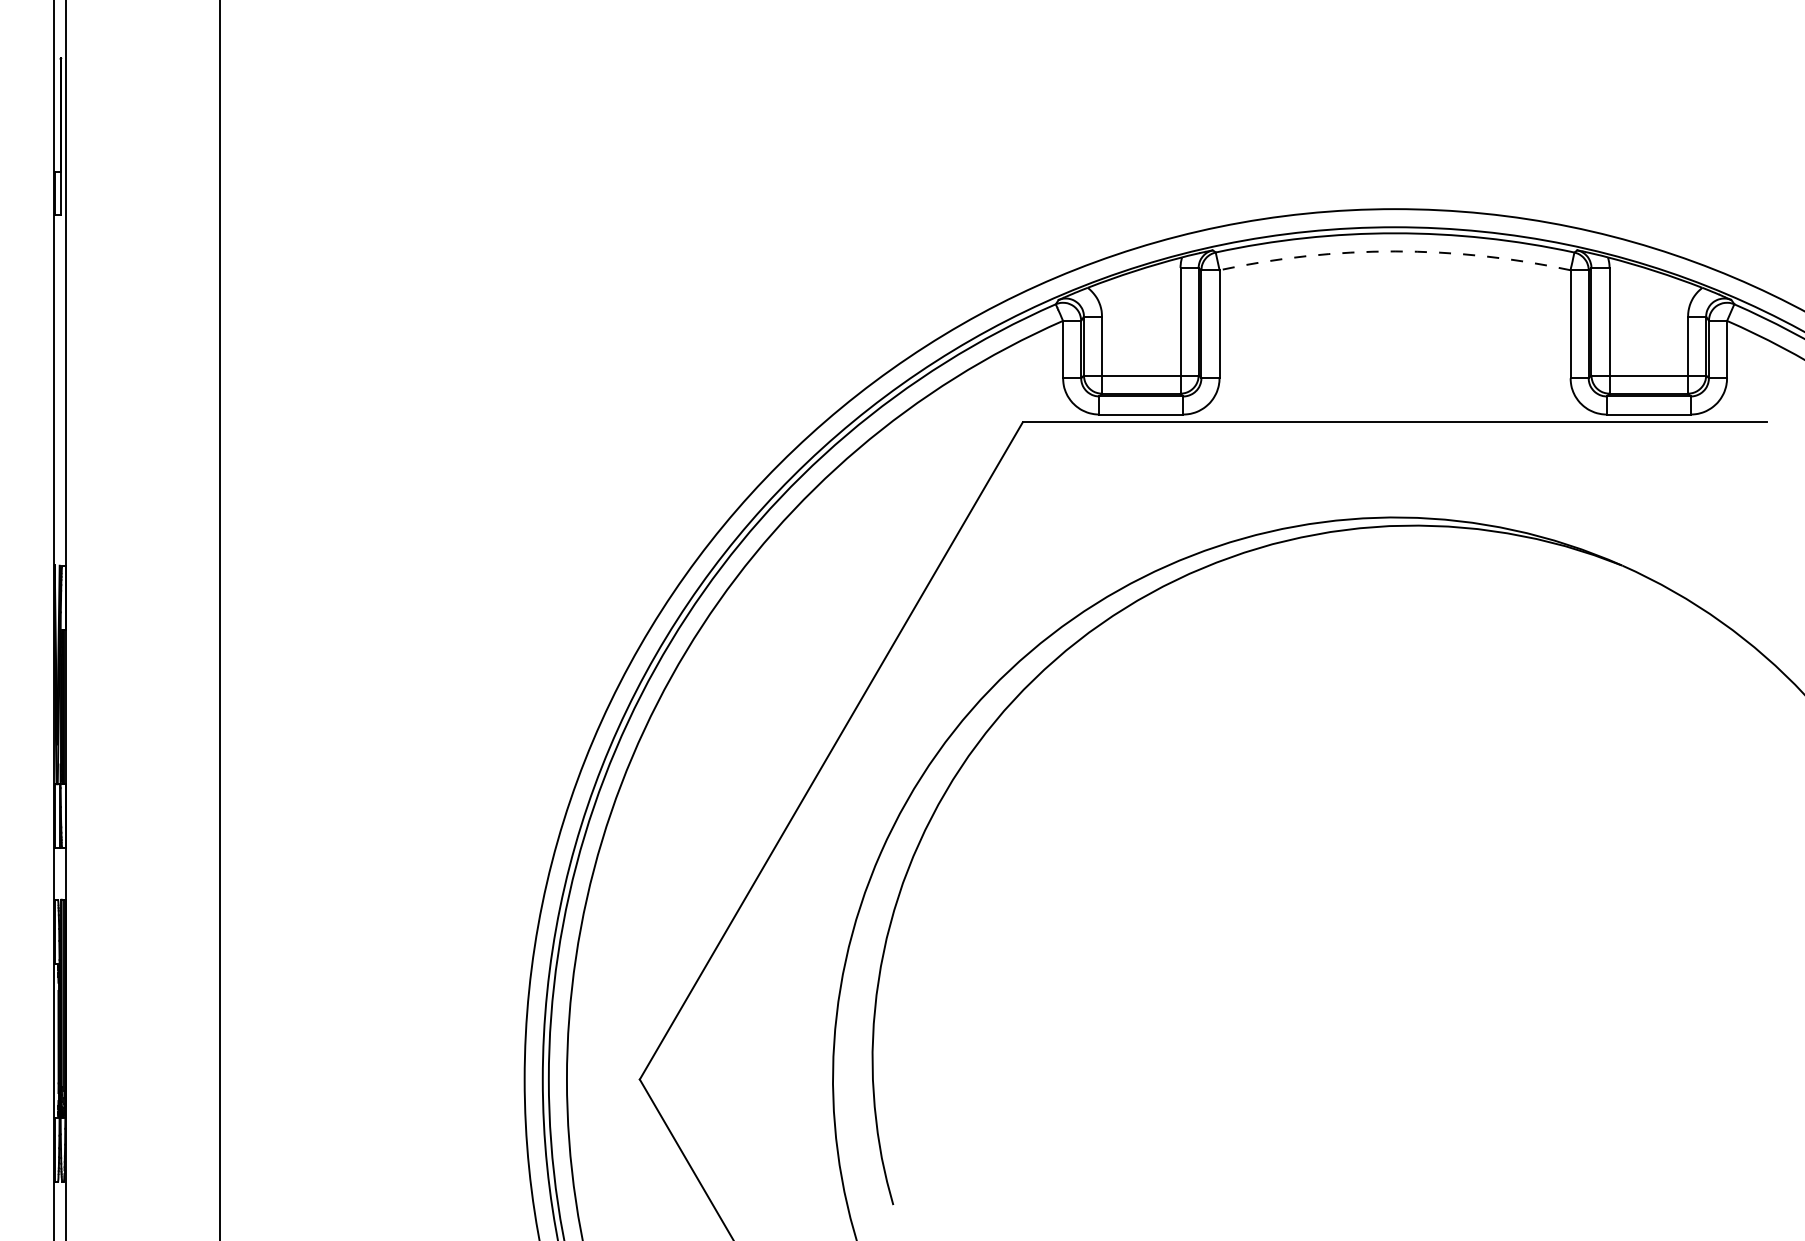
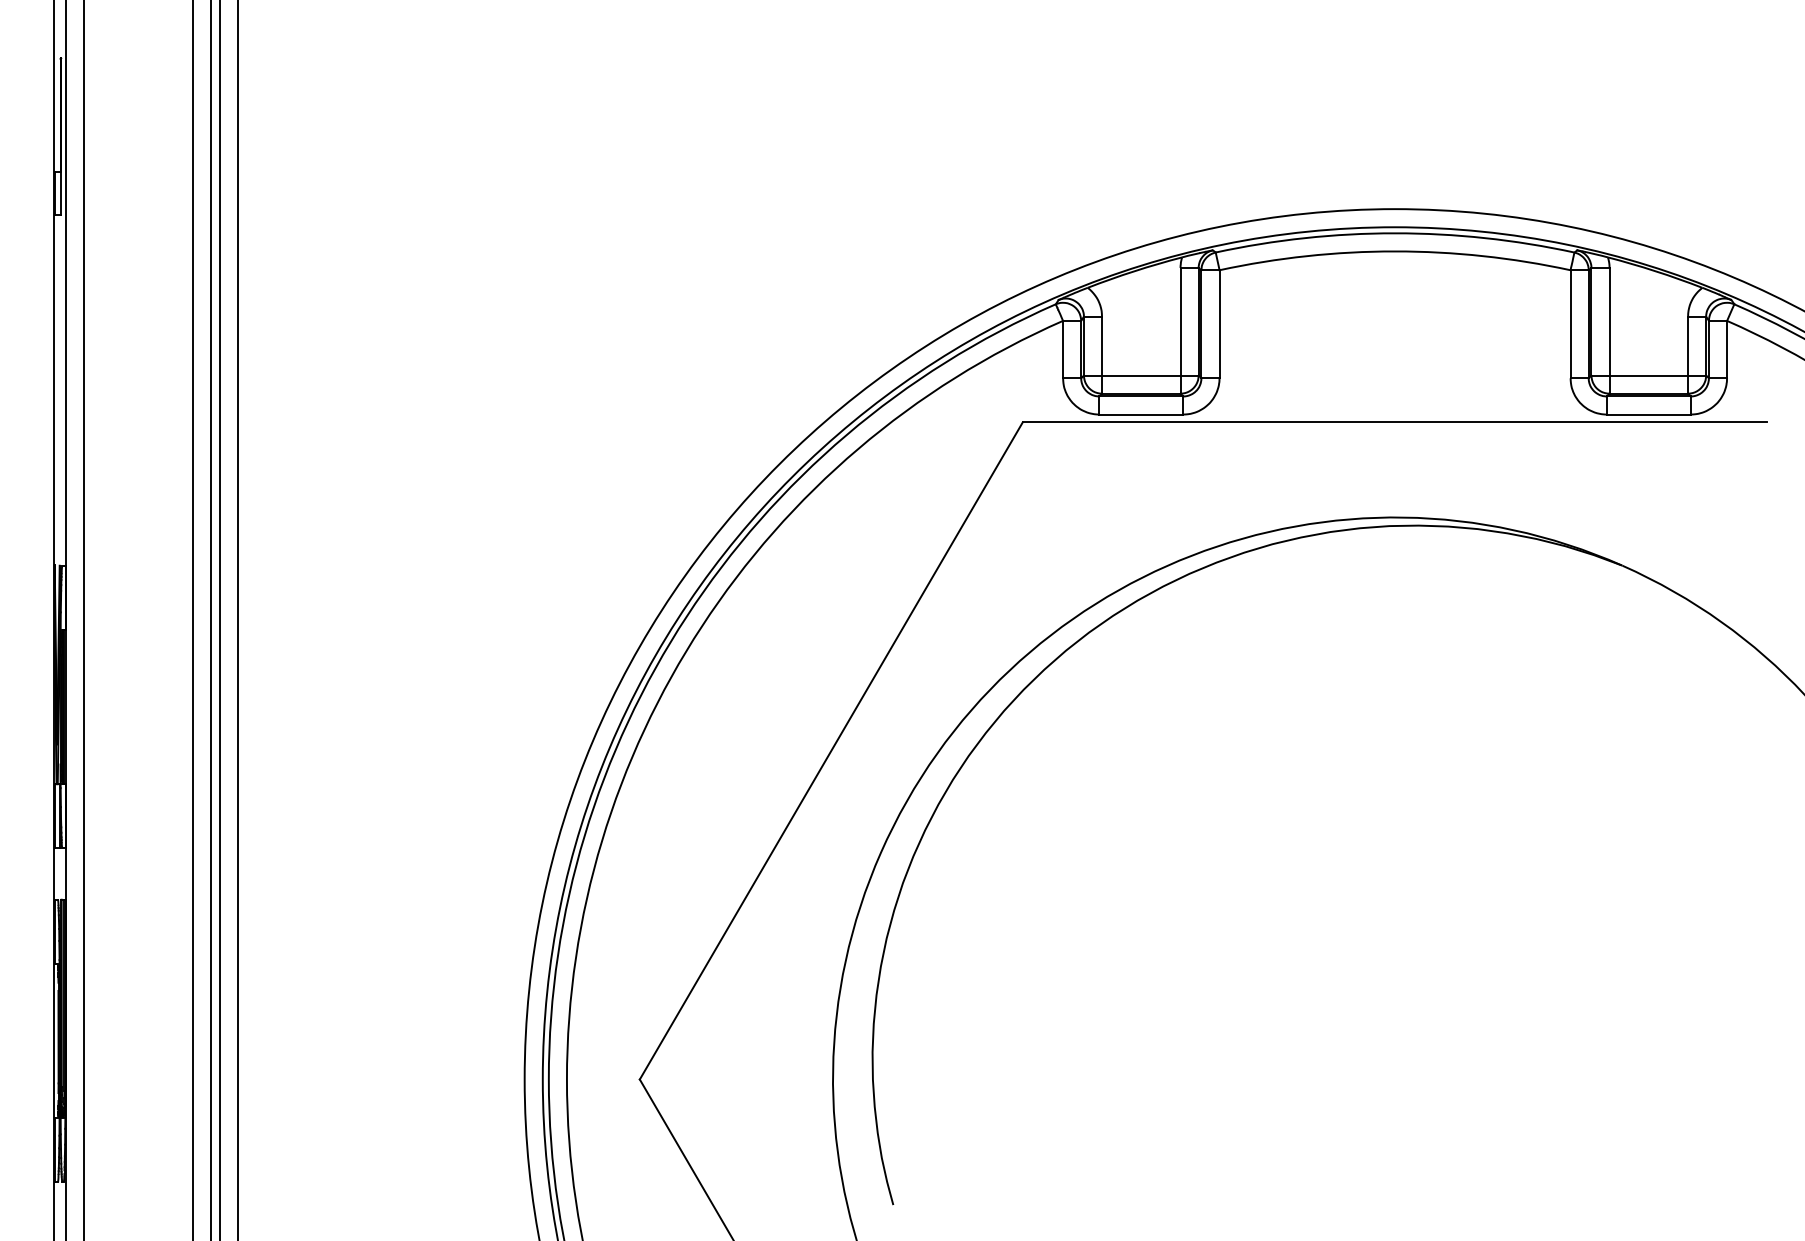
arc: dashed -> solid (1395, 251)
line: none -> present (84, 619)
line: none -> present (193, 619)
line: none -> present (211, 619)
line: none -> present (238, 619)
